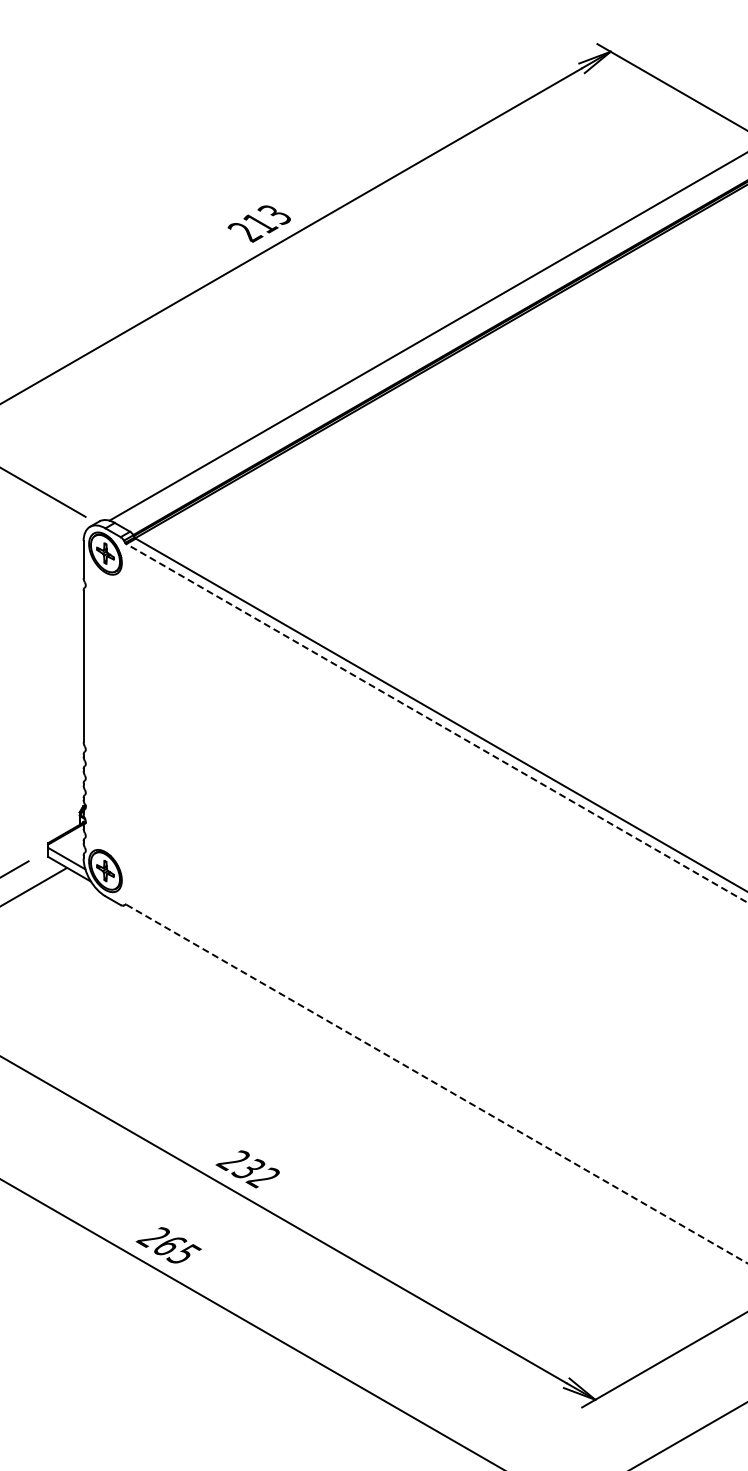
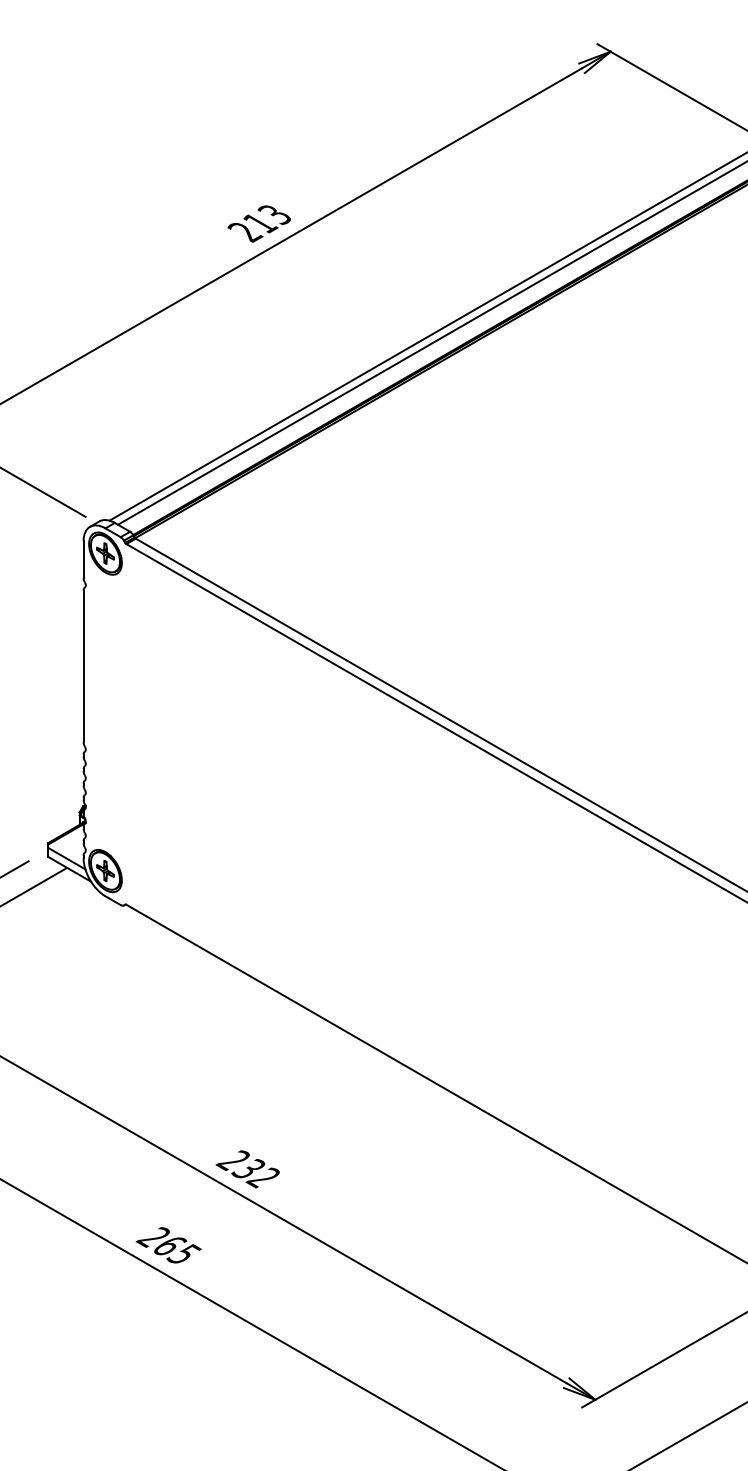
line: none -> present (430, 343)
line: dashed -> solid (436, 723)
line: dashed -> solid (437, 1084)
